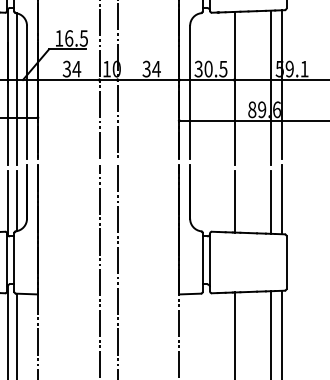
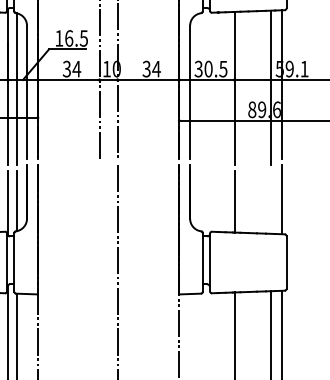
line: present -> none (270, 202)
line: present -> none (99, 270)
